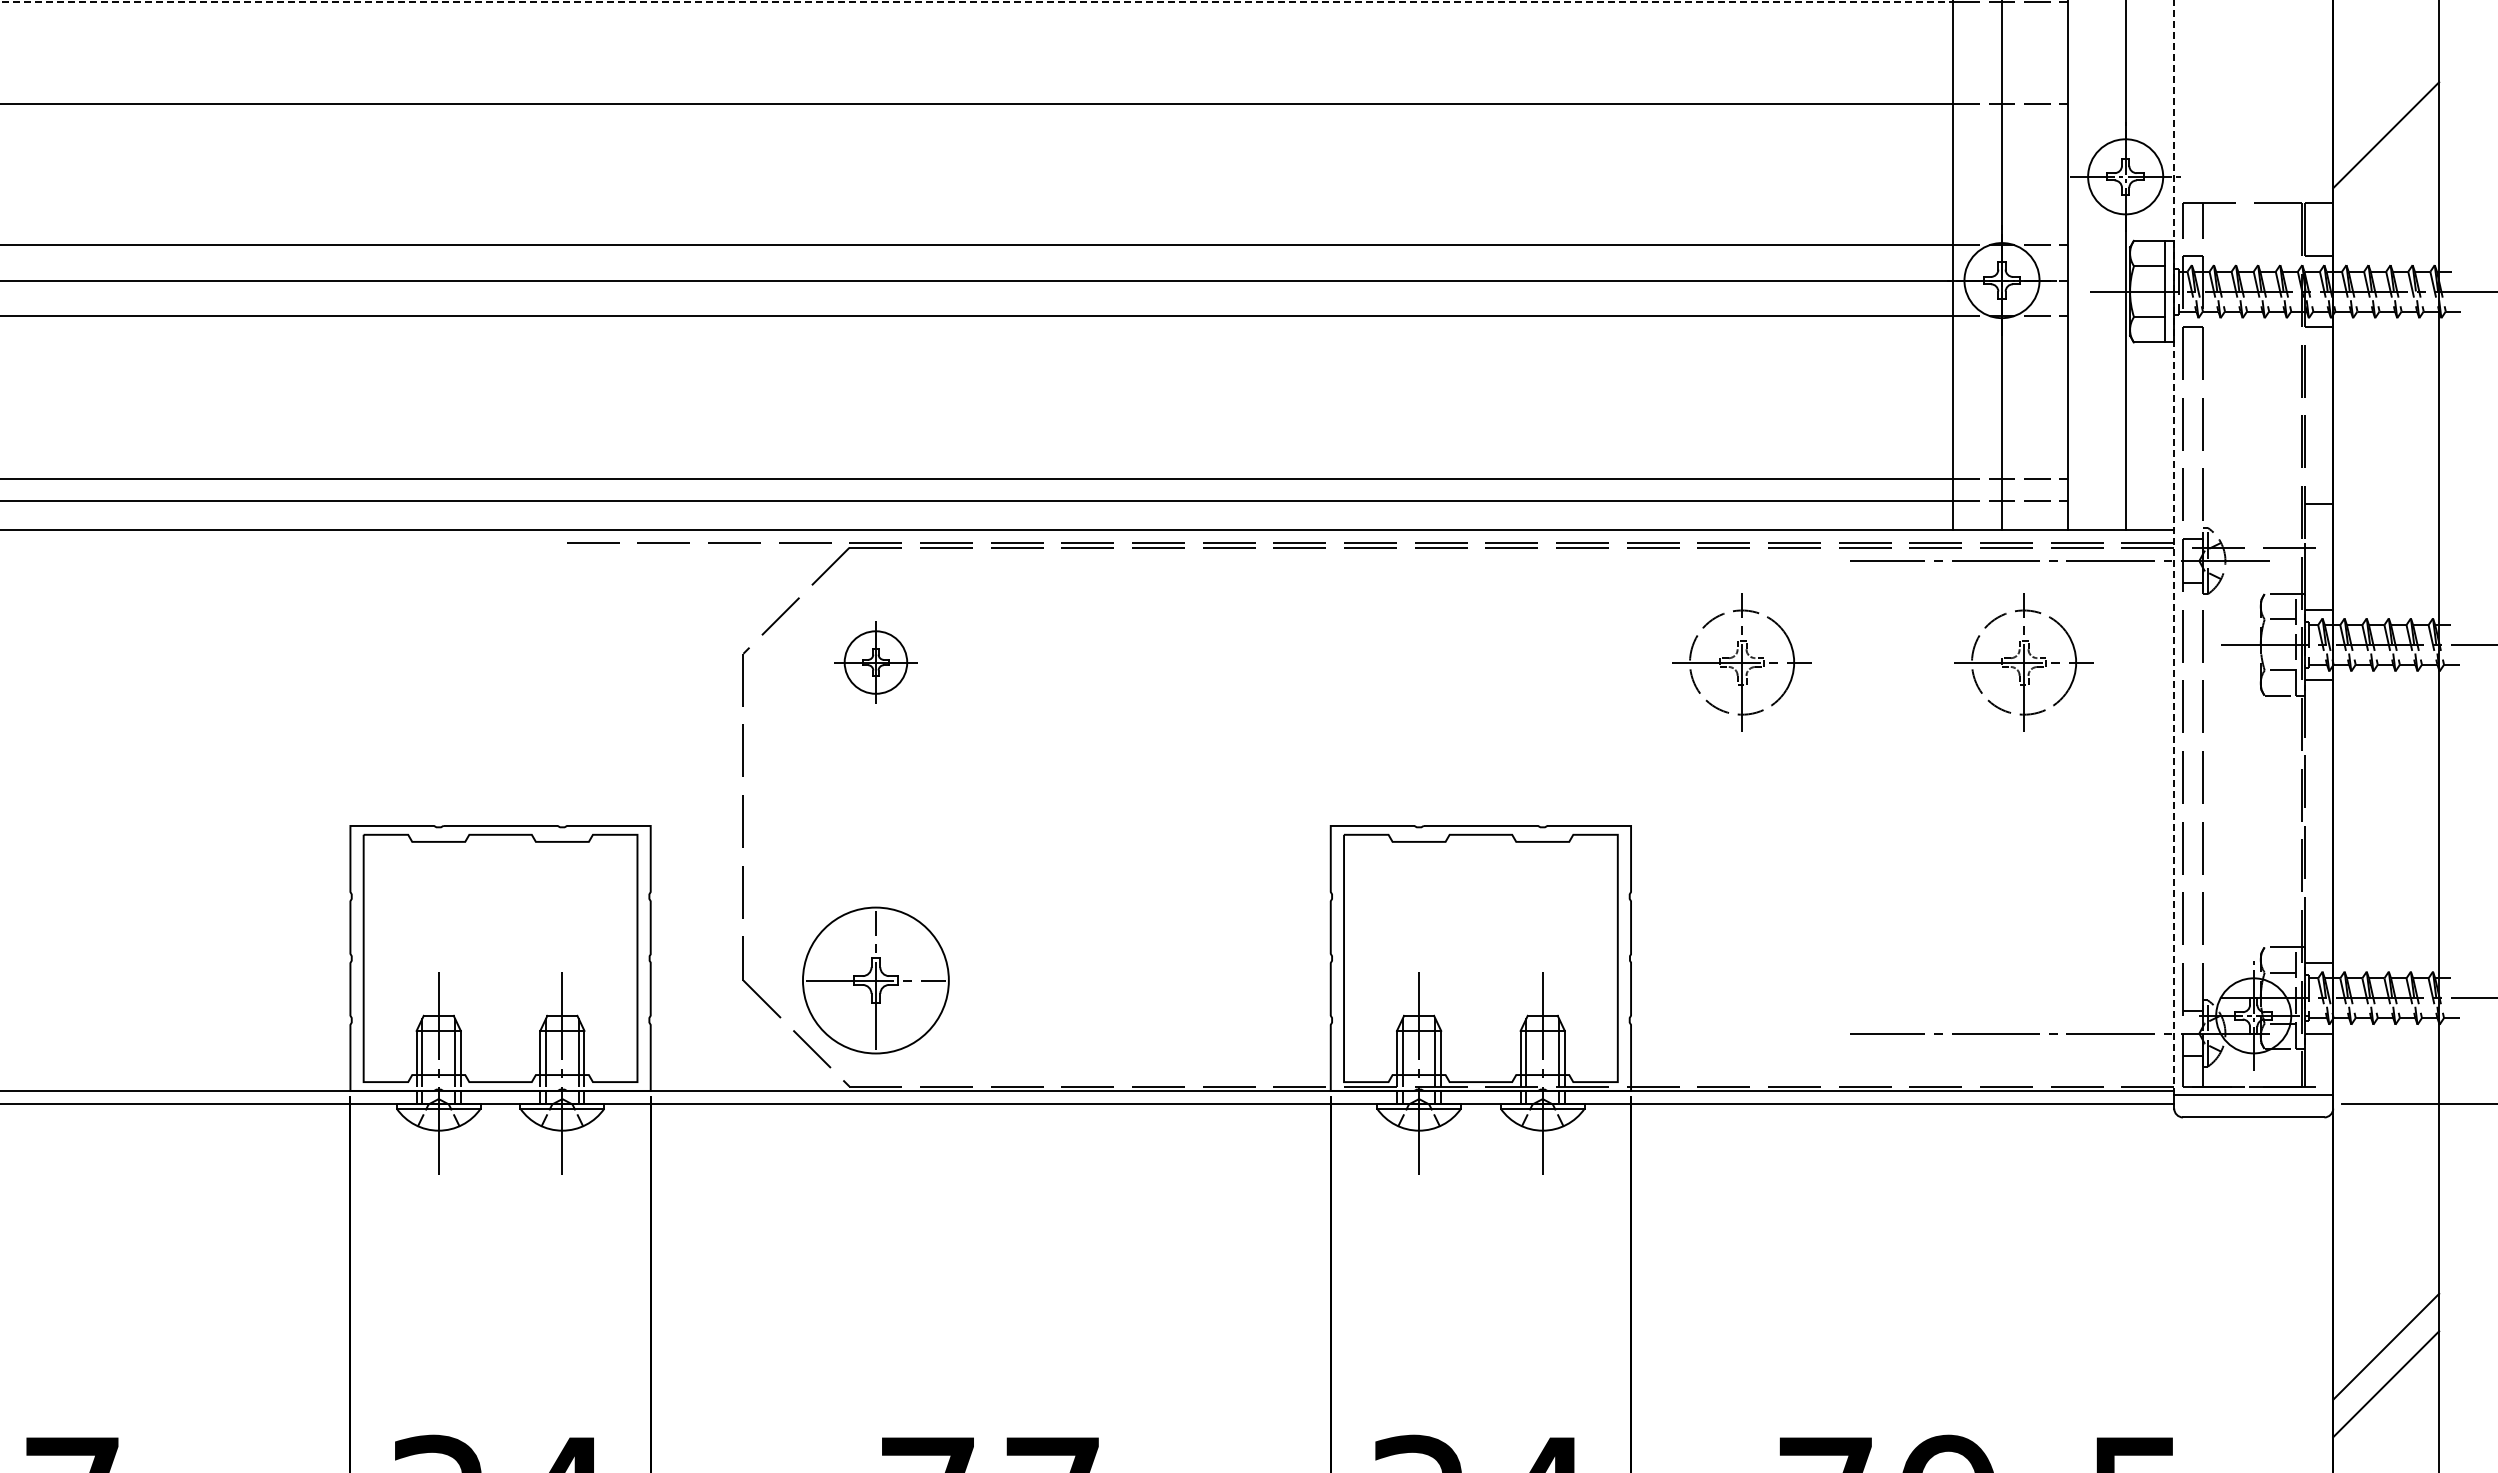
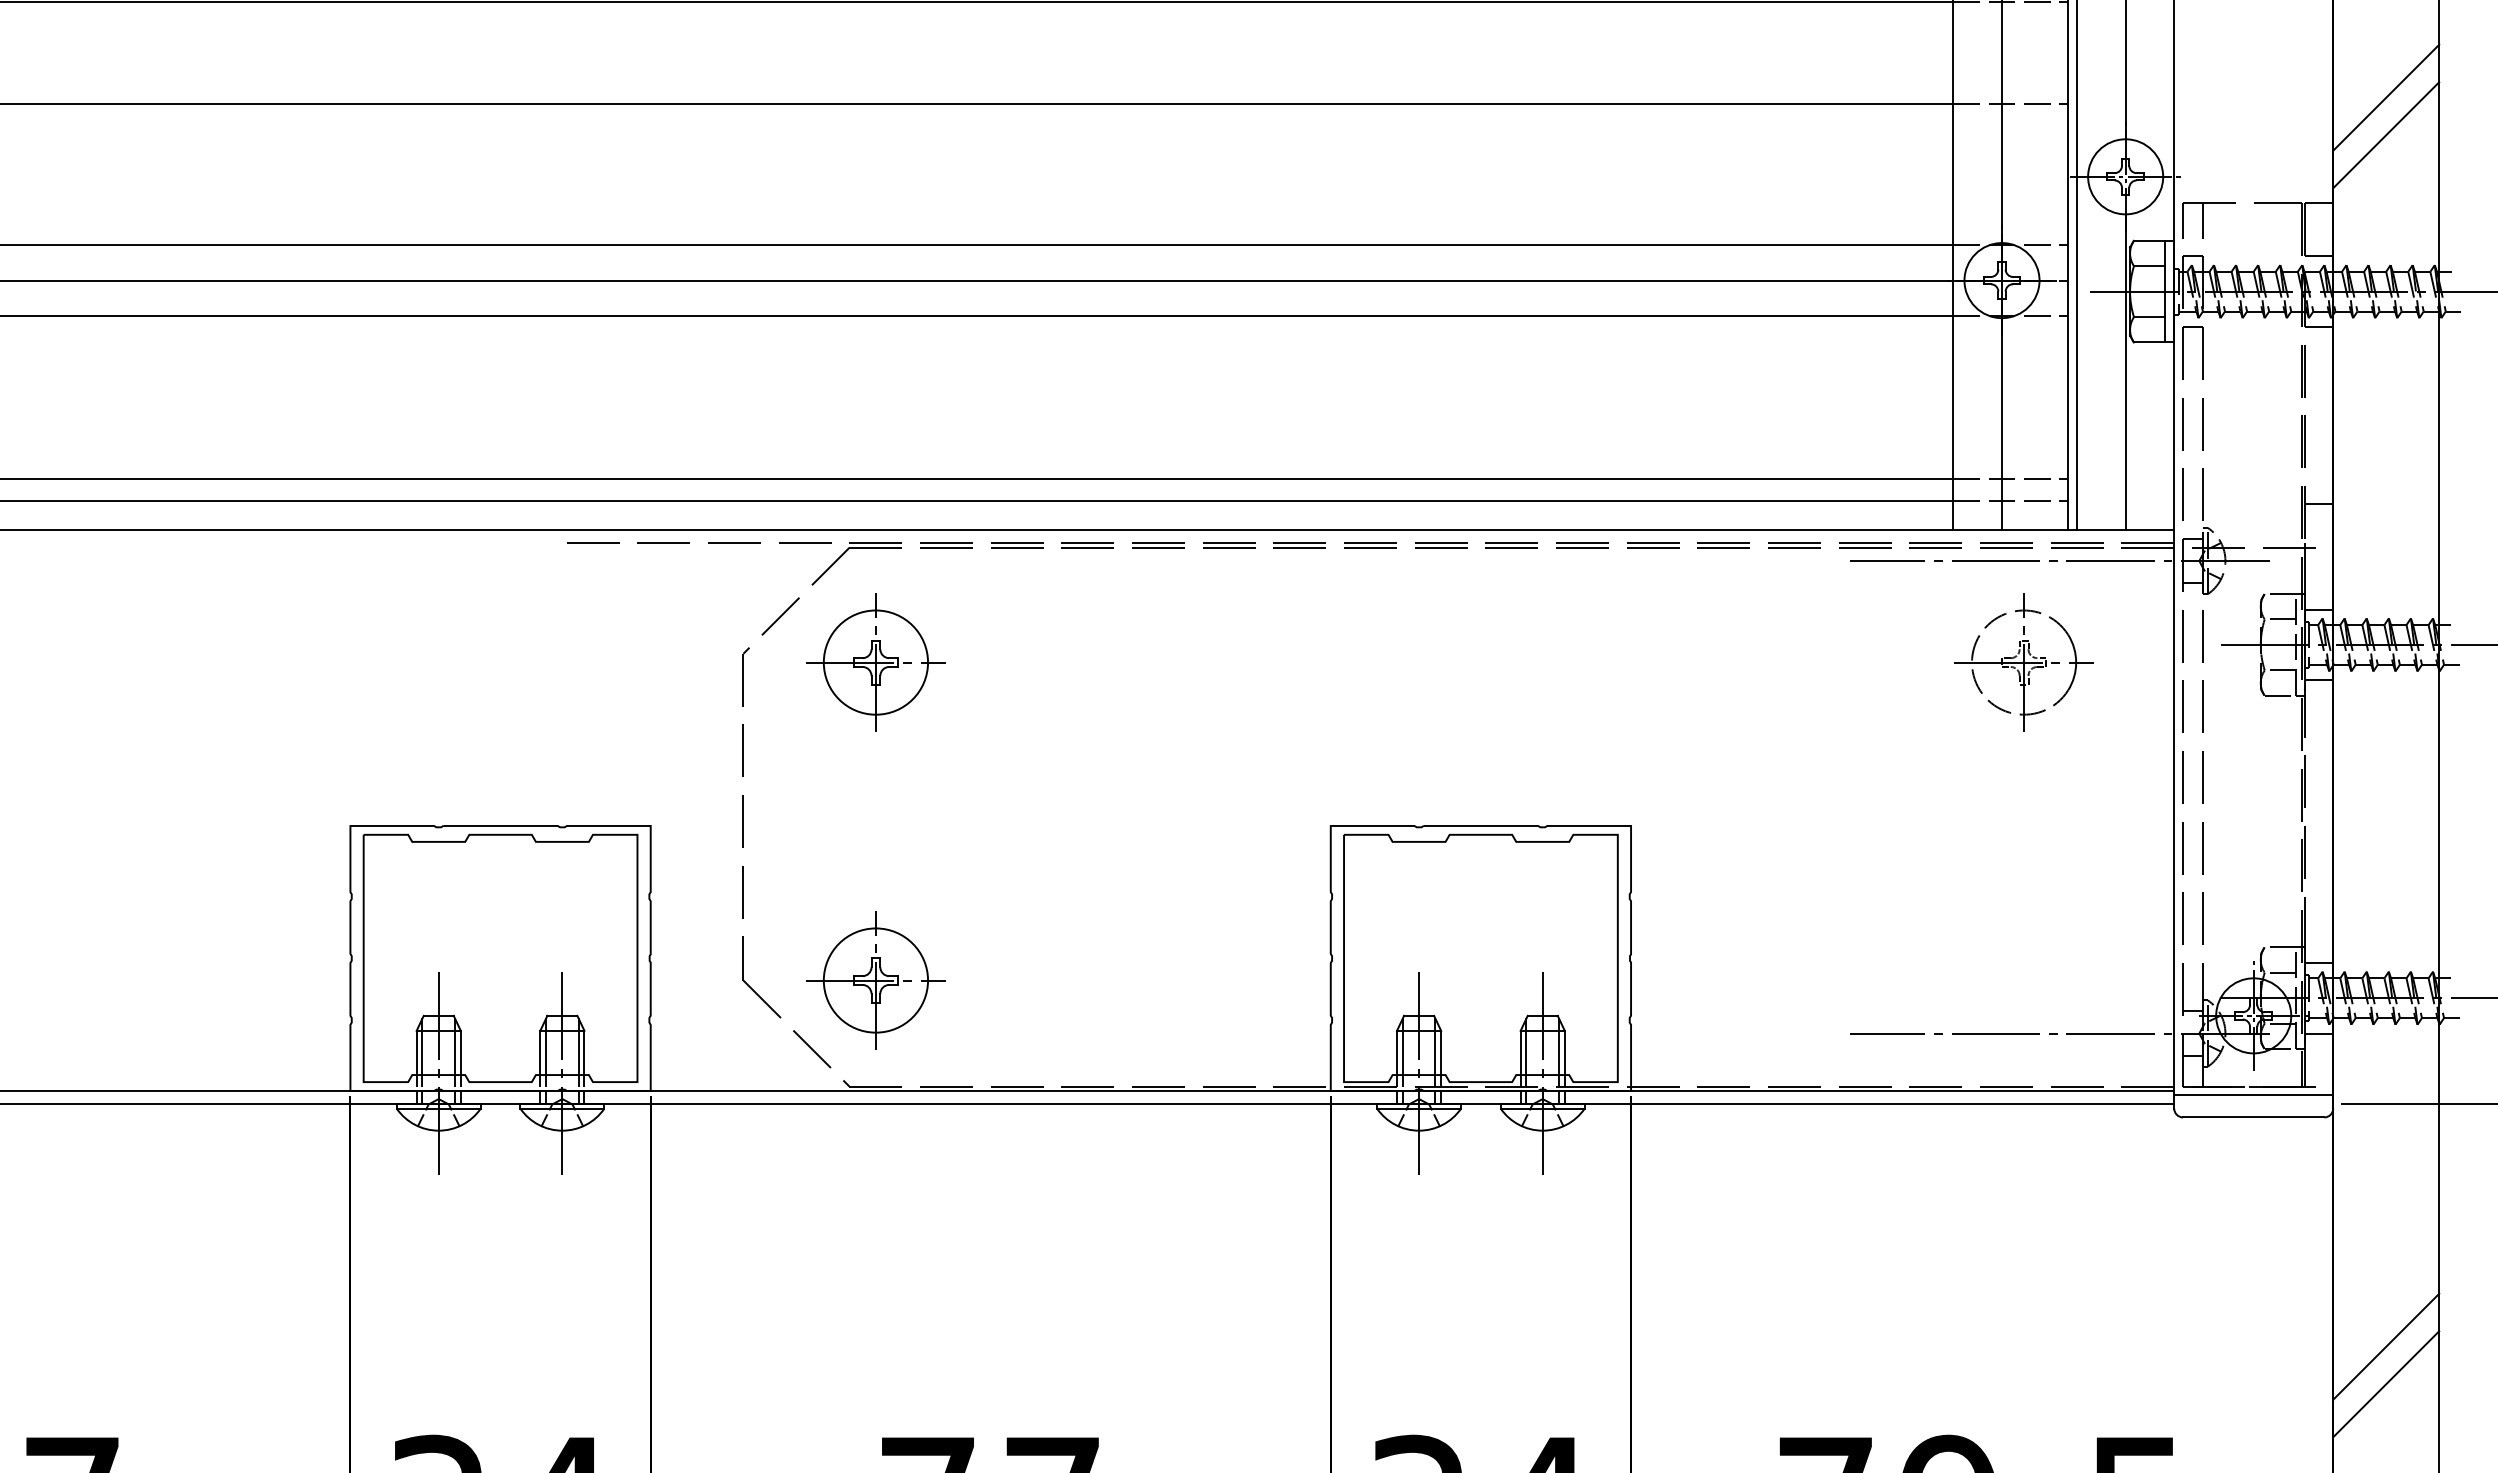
line: dashed -> solid (977, 2)
line: none -> present (2386, 97)
line: none -> present (2077, 266)
line: dashed -> solid (2174, 547)
part size: 84x83 px -> 140x139 px (875, 662)
part: present -> none (1741, 662)
circle diameter: 146 px -> 104 px (875, 980)
